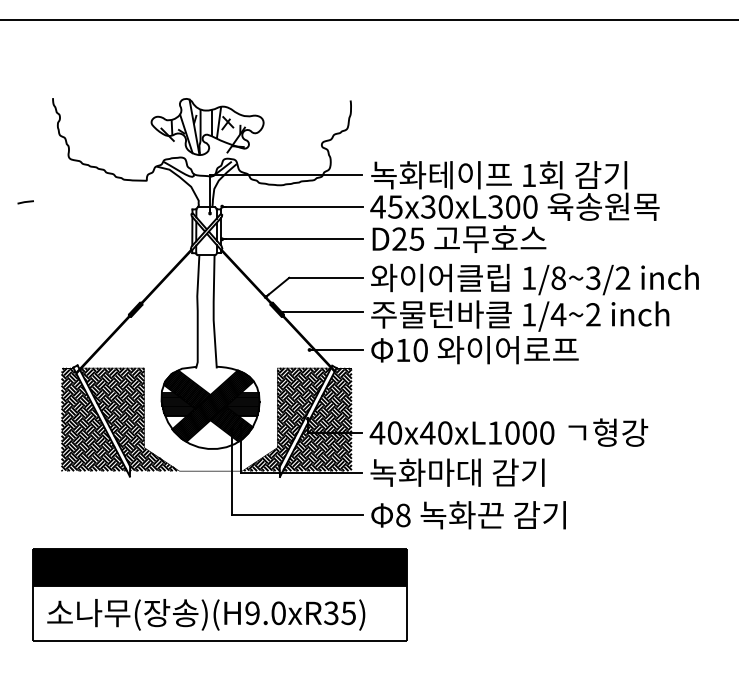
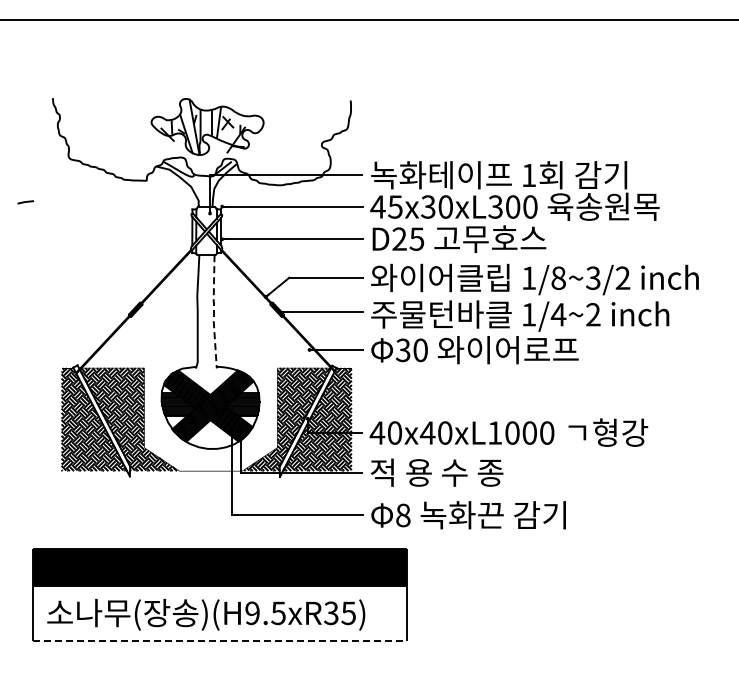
line: solid -> dashed (213, 312)
text: 10 -> 30 (403, 350)
text: 녹화마대 감기 -> 적 용 수 종 (457, 472)
text: )(H9.0xR35) -> )(H9.5xR35) (278, 613)
line: solid -> dashed (220, 641)
